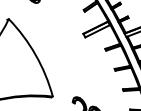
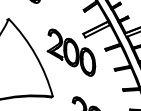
part: none -> present (71, 52)
